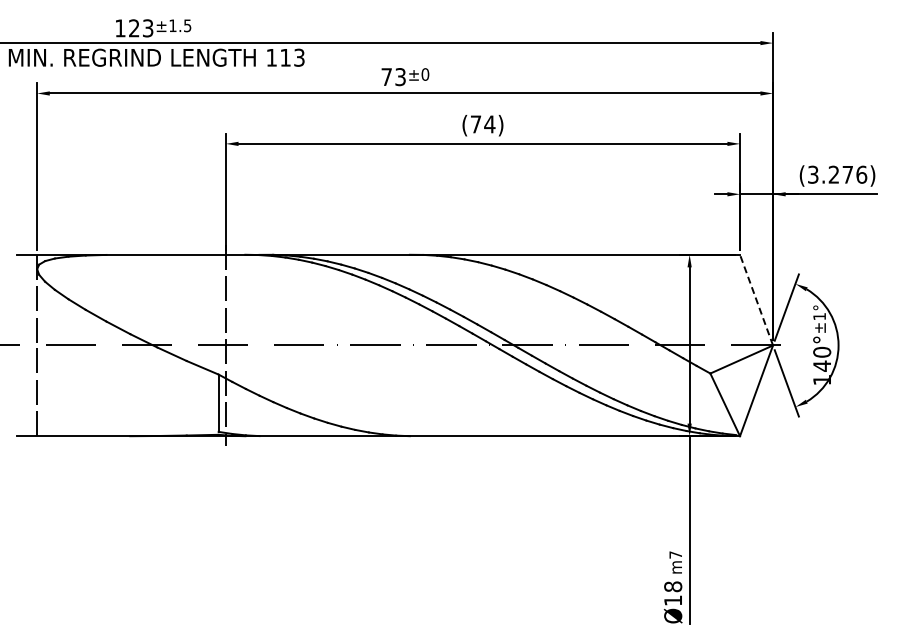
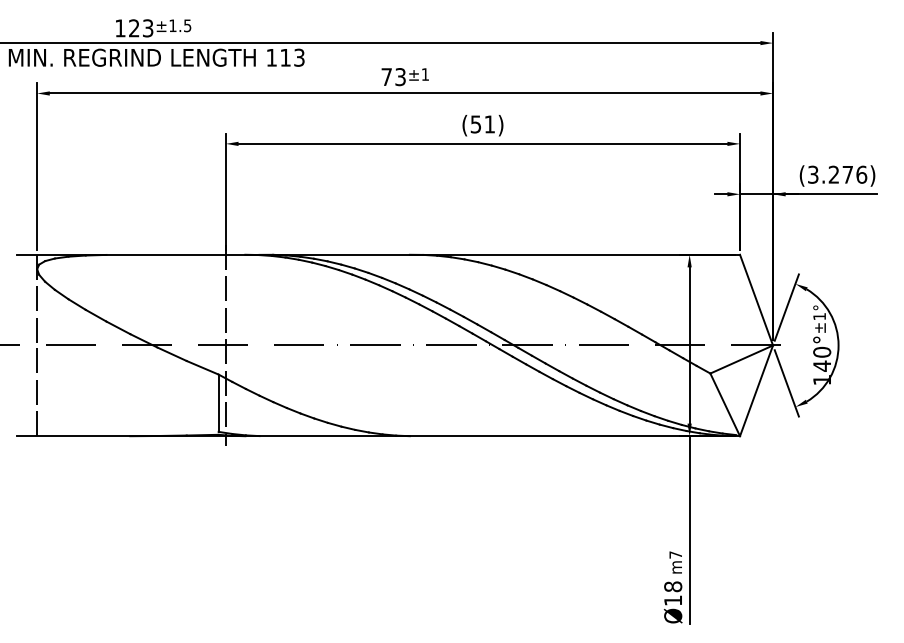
text: ±0 -> ±1 (425, 74)
text: (74) -> (51) (482, 124)
line: dashed -> solid (756, 299)
